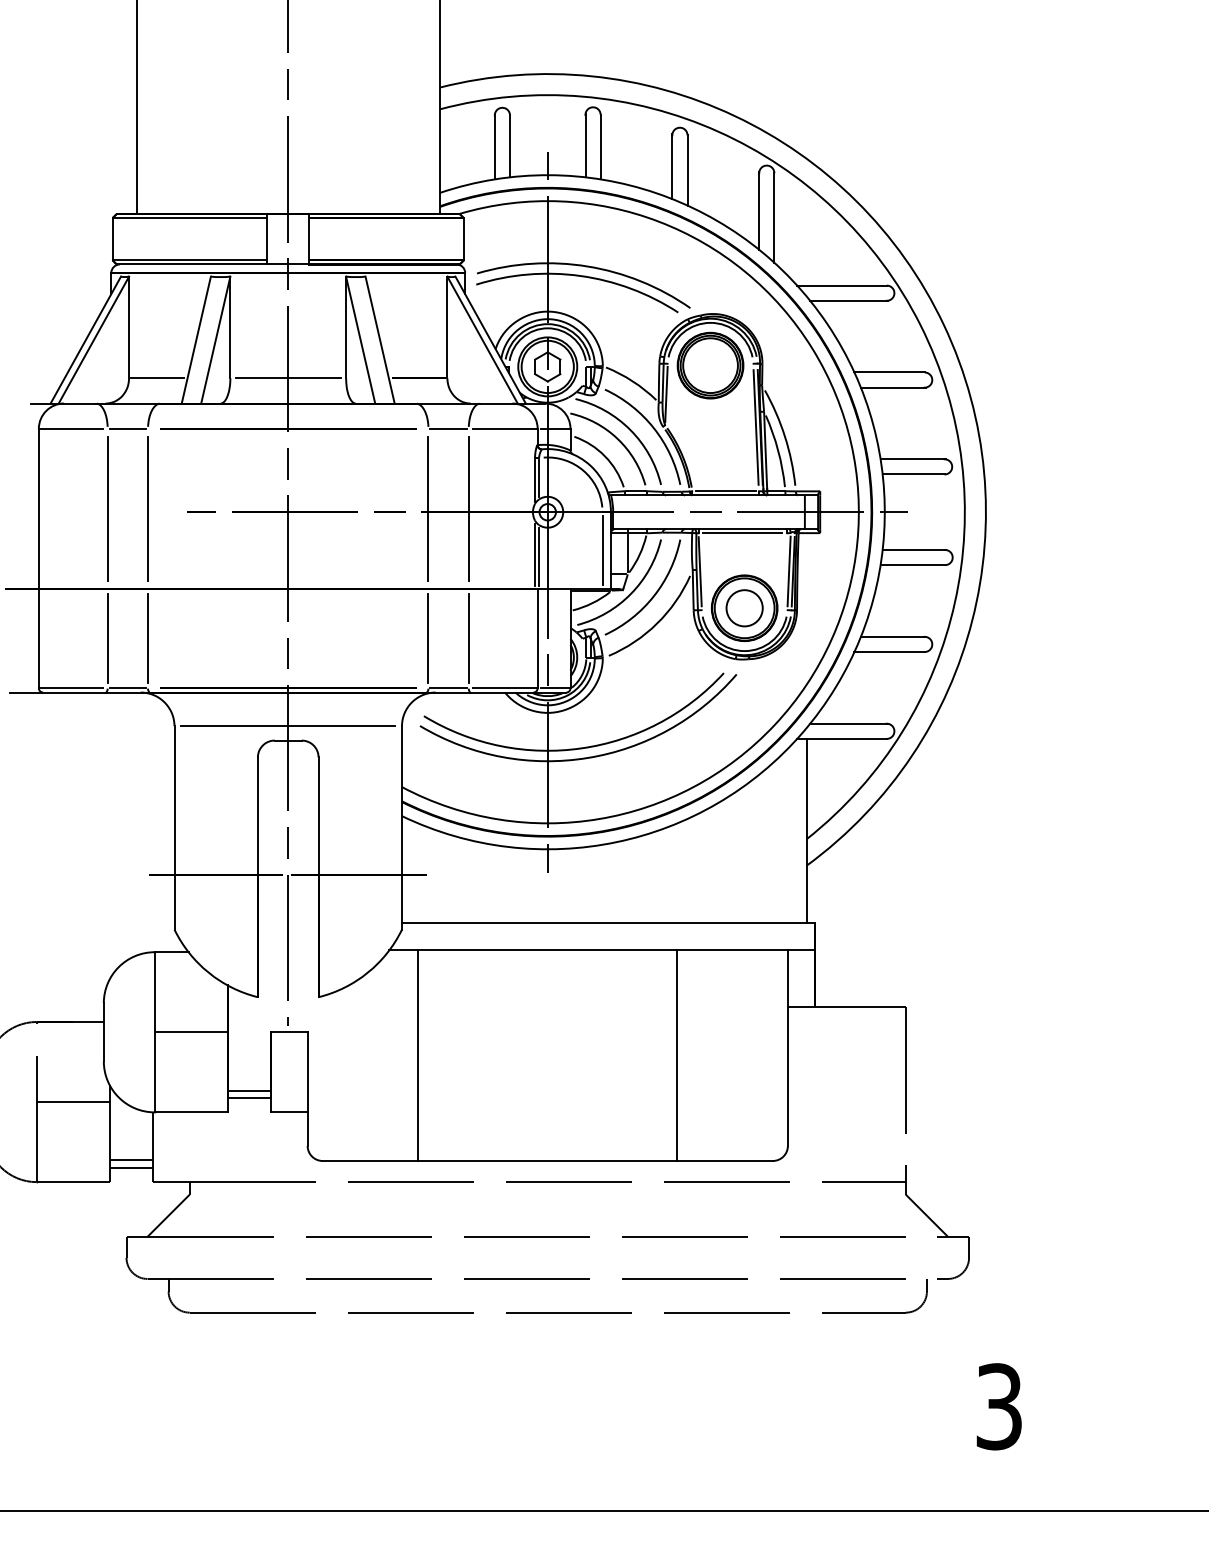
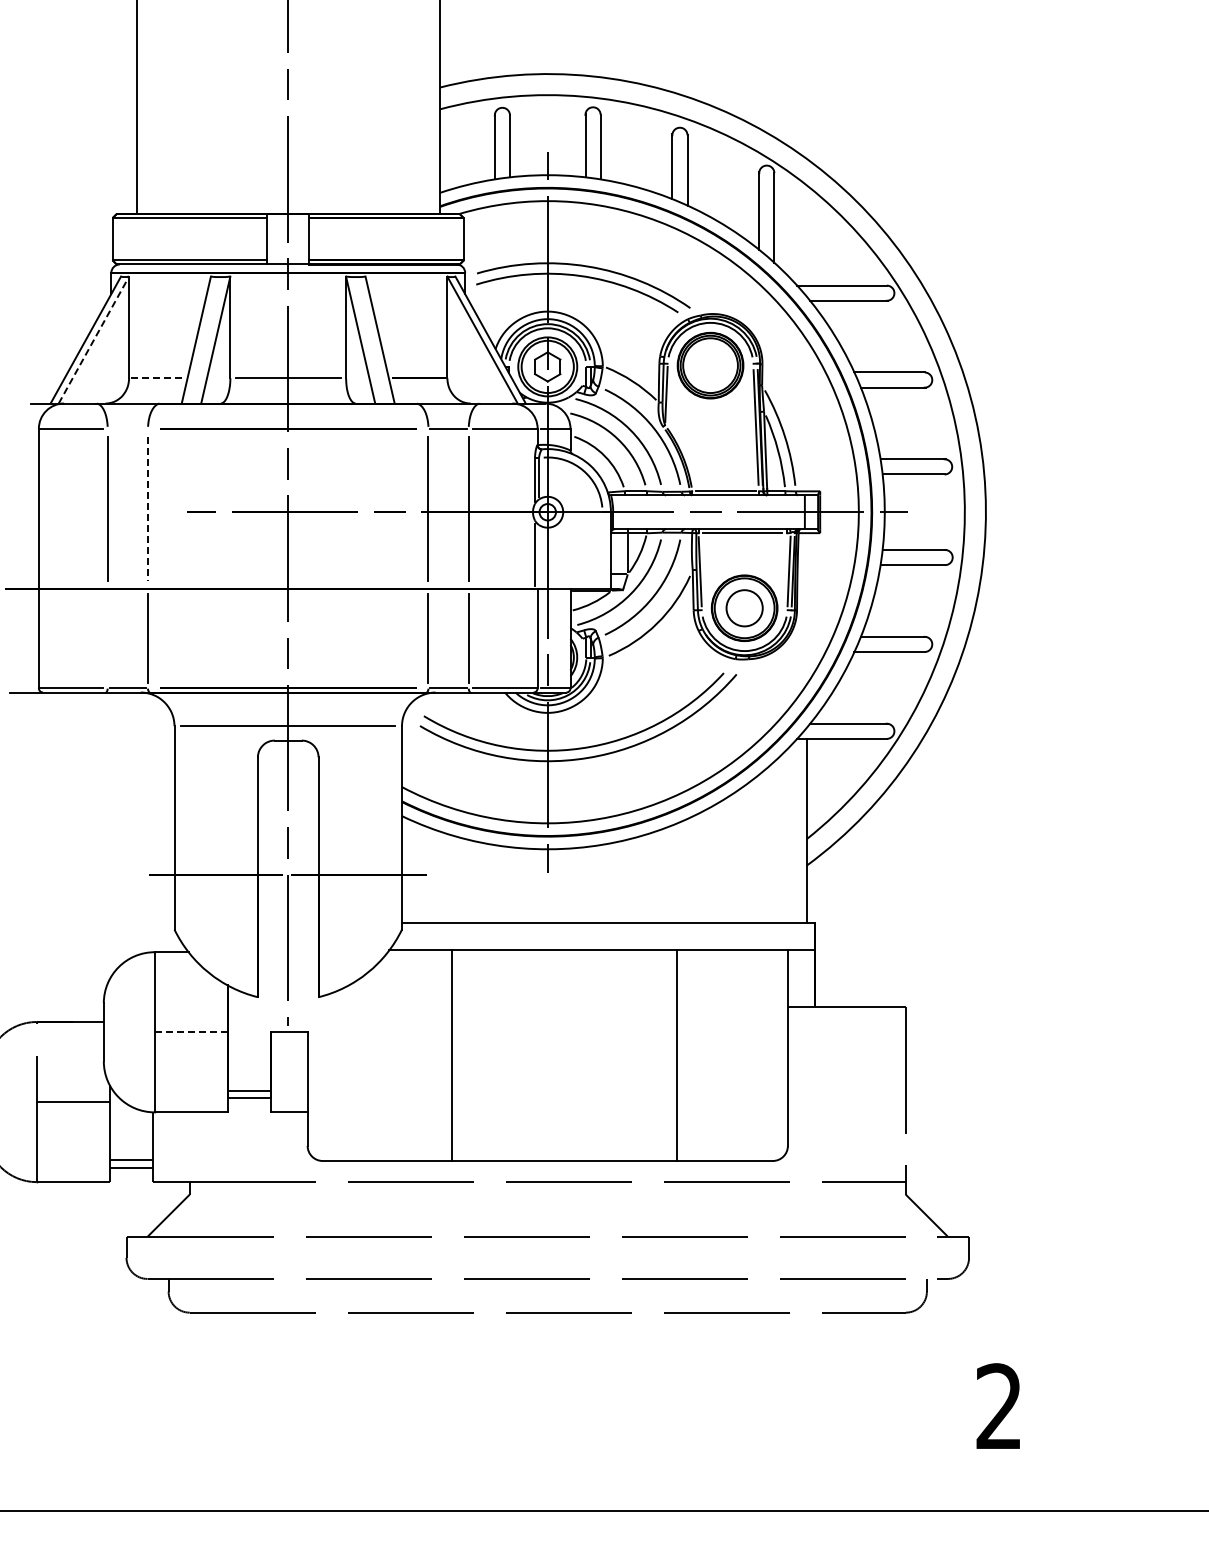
line: solid -> dashed (93, 340)
line: solid -> dashed (158, 378)
line: present -> none (127, 428)
line: solid -> dashed (148, 509)
line: present -> none (602, 550)
line: present -> none (539, 556)
line: present -> none (107, 638)
line: solid -> dashed (191, 1032)
line position: (418, 1055) -> (452, 1055) (452, 1055)
text: 3 -> 2 (998, 1406)
